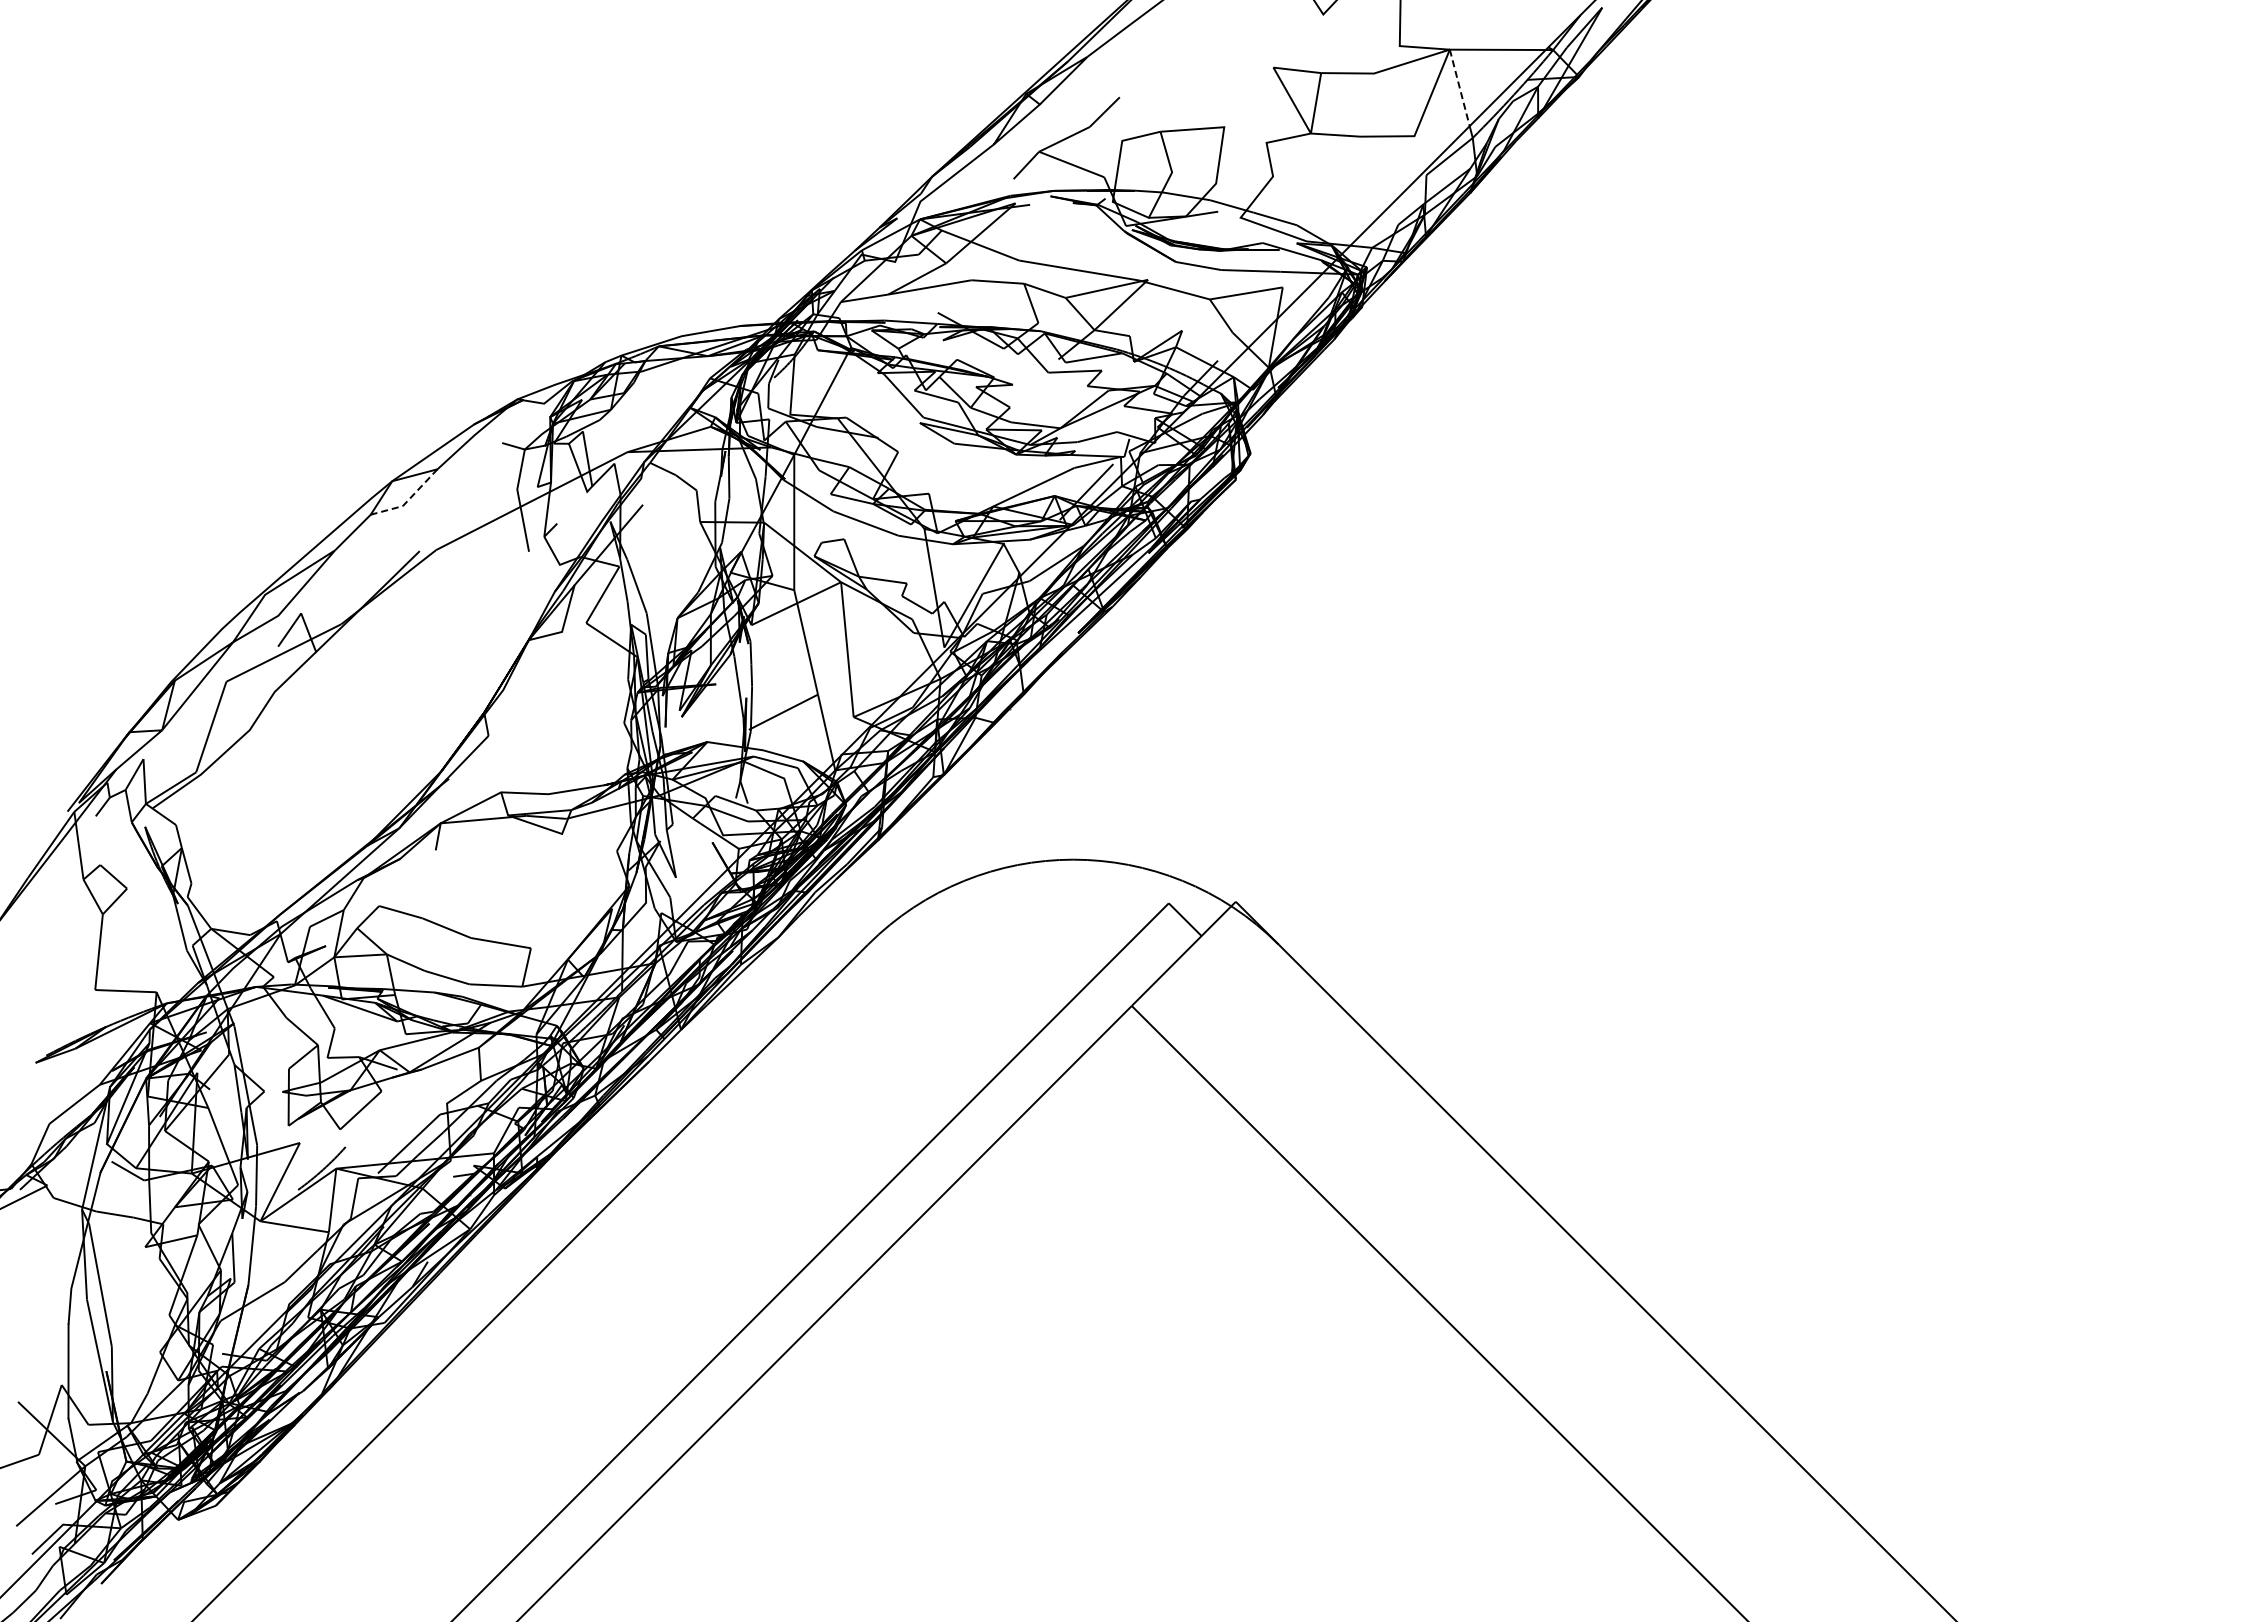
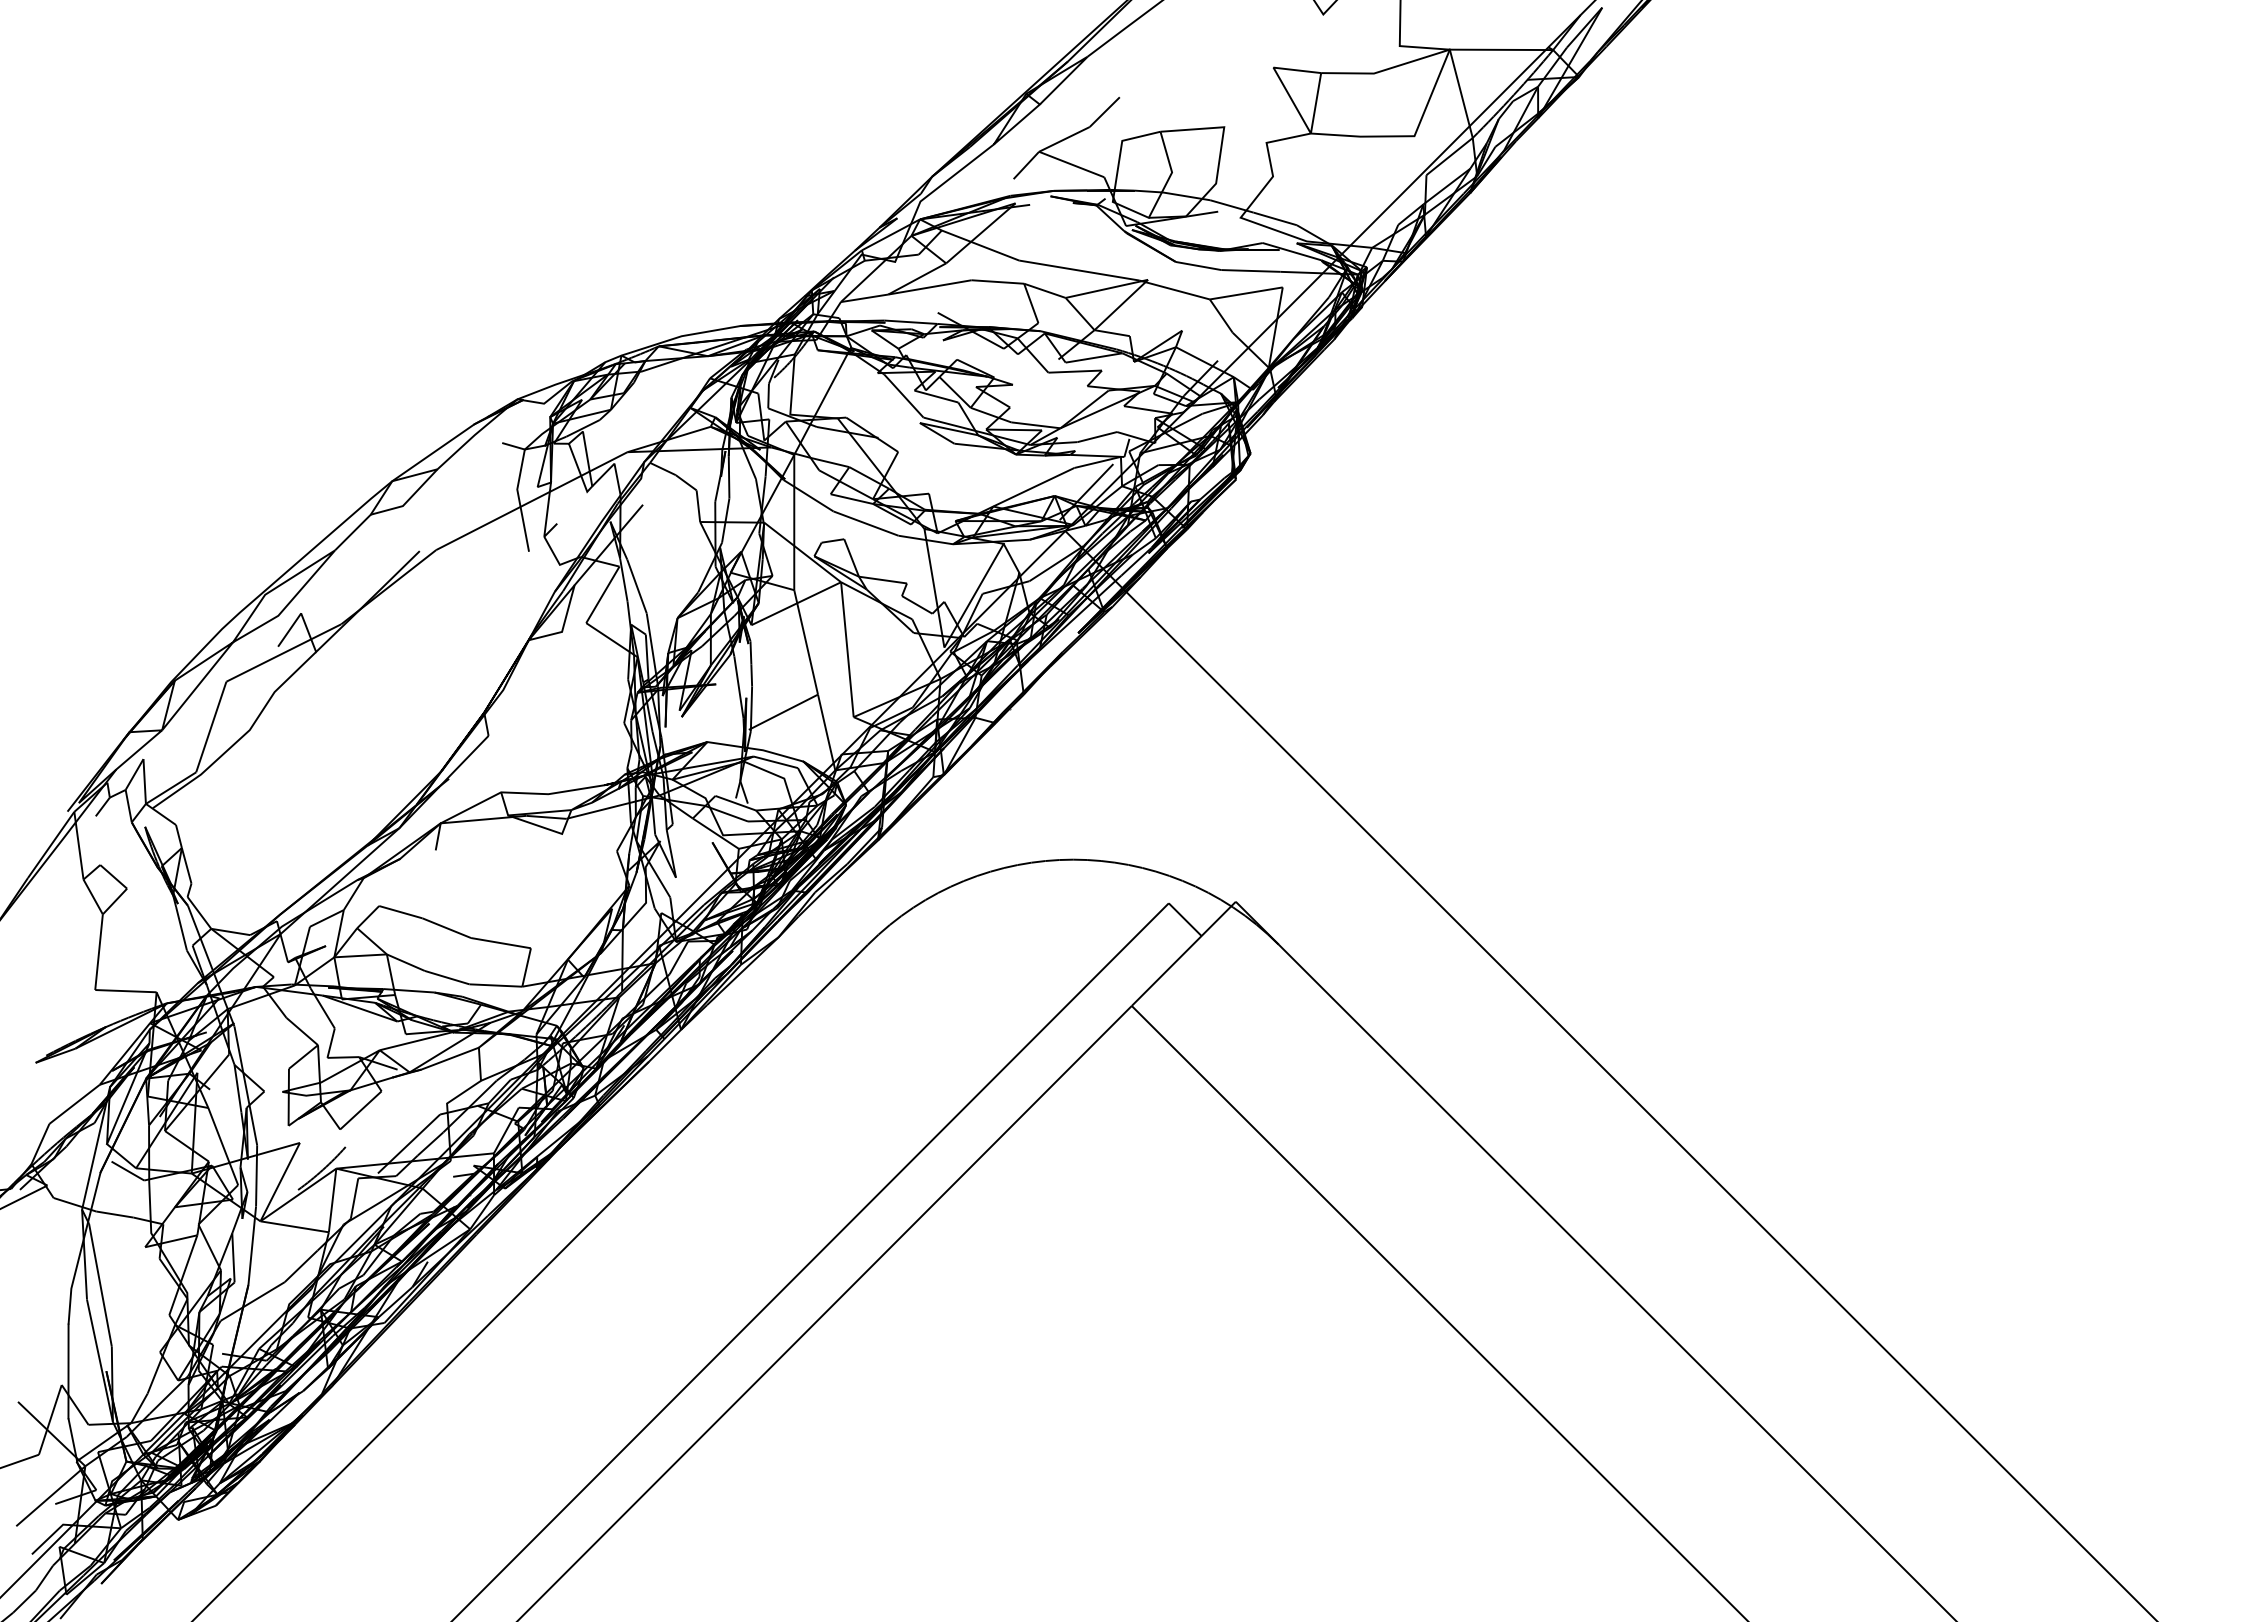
line: dashed -> solid (1459, 87)
line: dashed -> solid (408, 500)
line: none -> present (1609, 1074)
